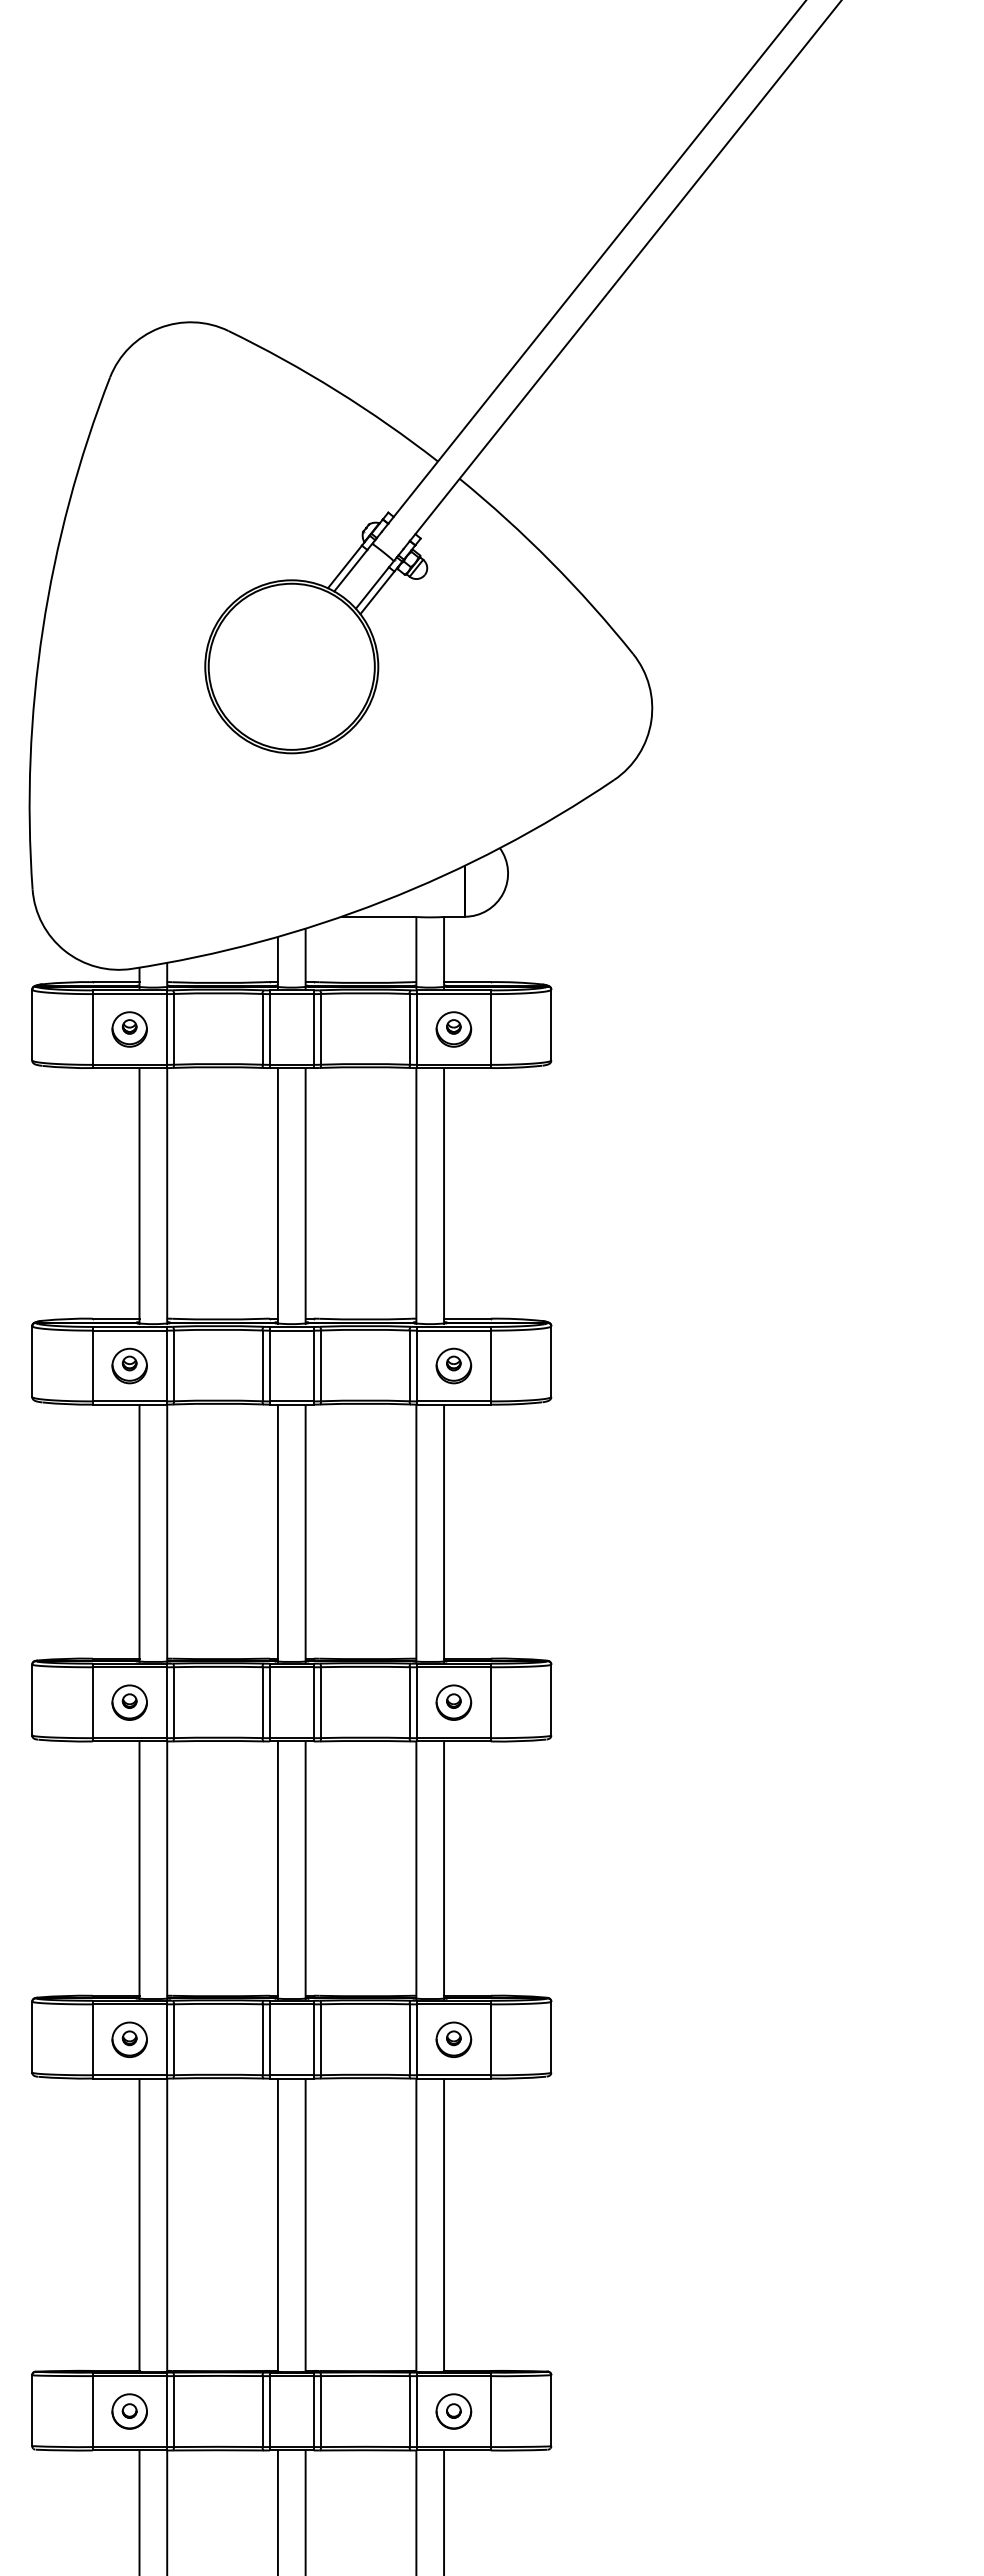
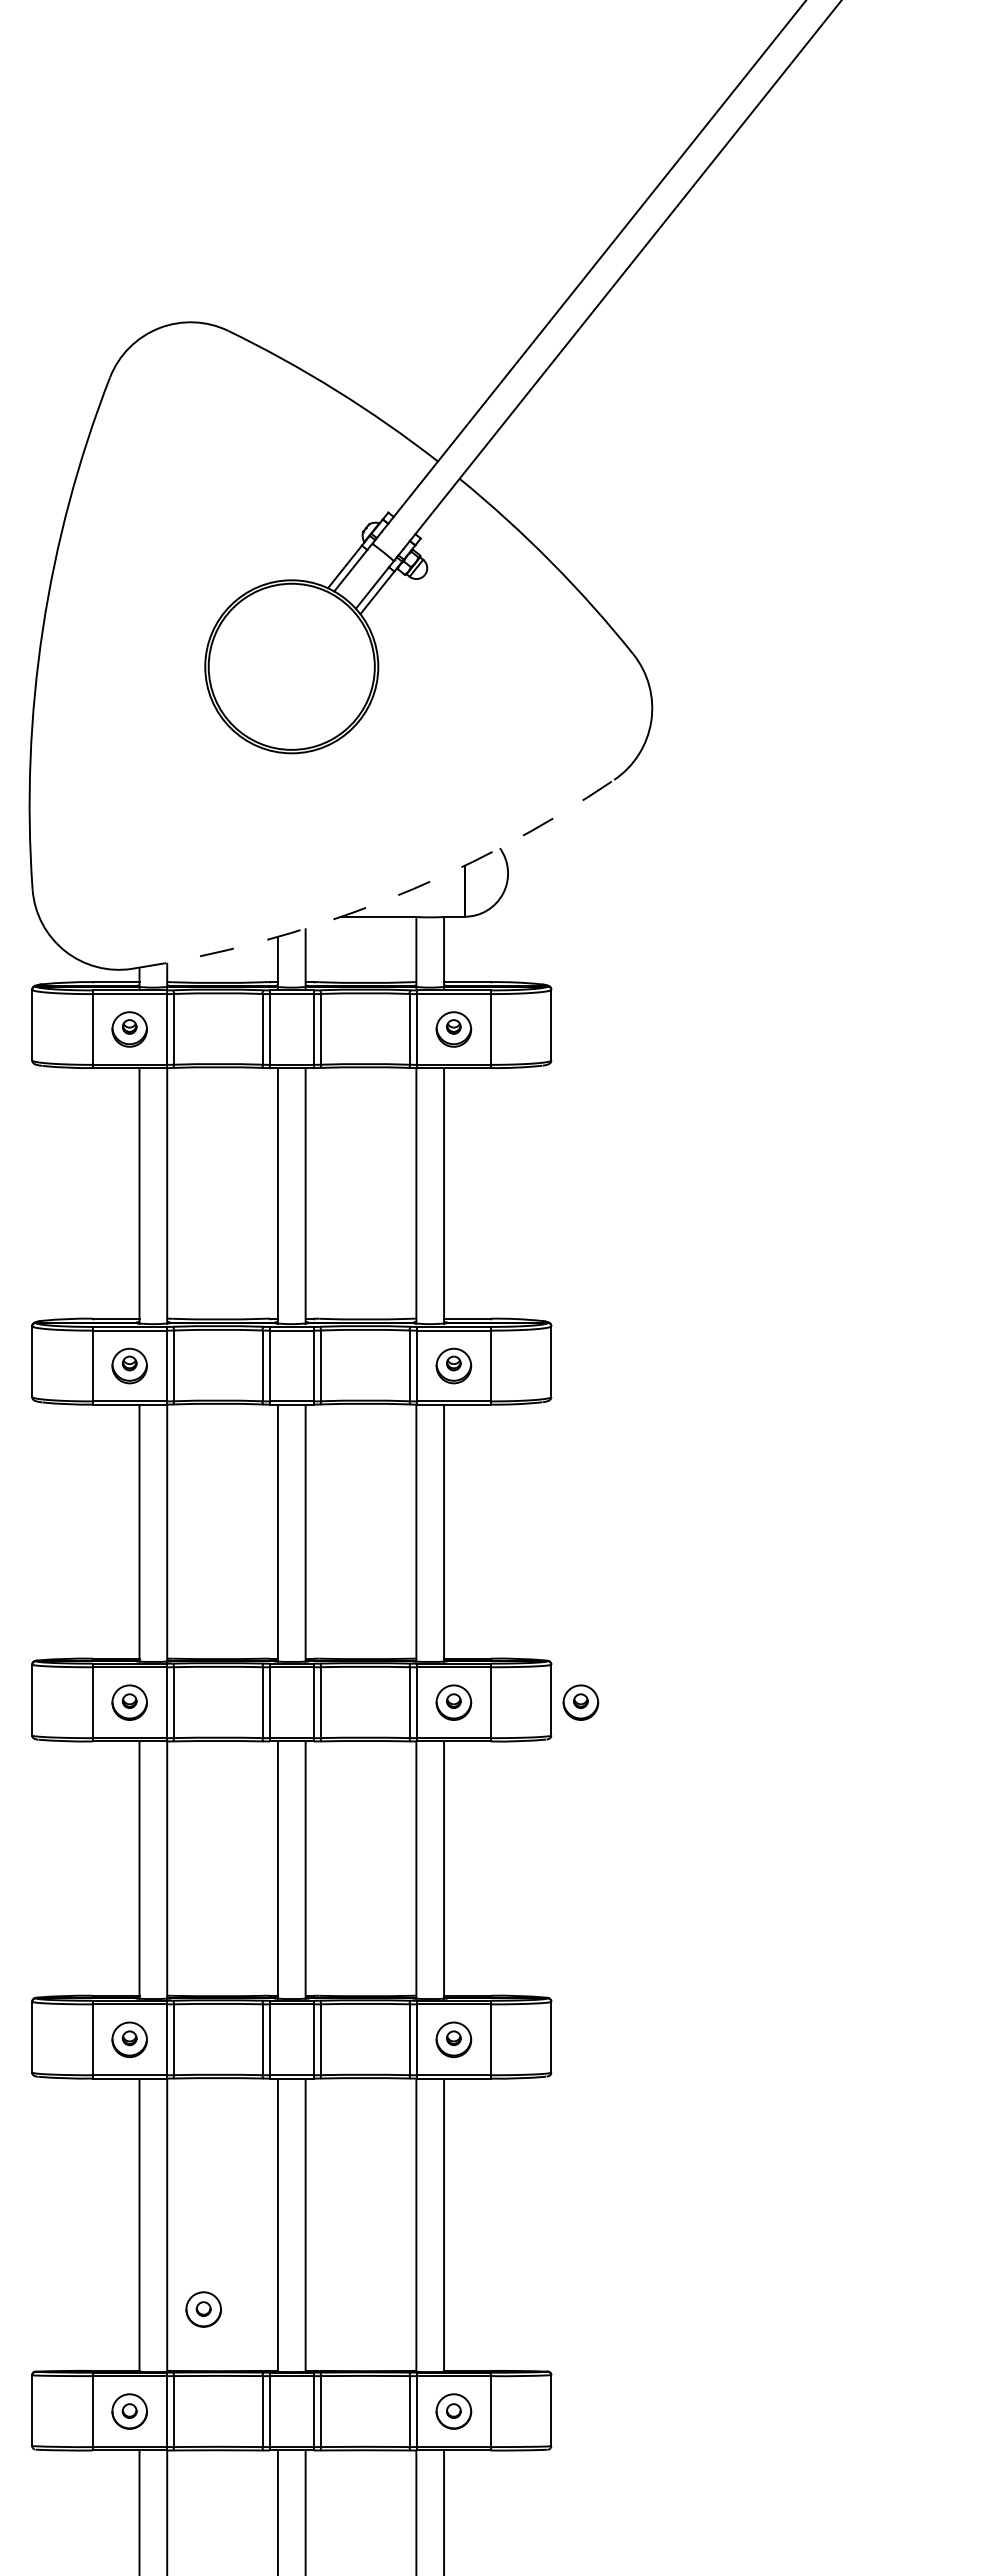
arc: solid -> dashed (383, 901)
part: none -> present (580, 1702)
part: none -> present (203, 2309)
